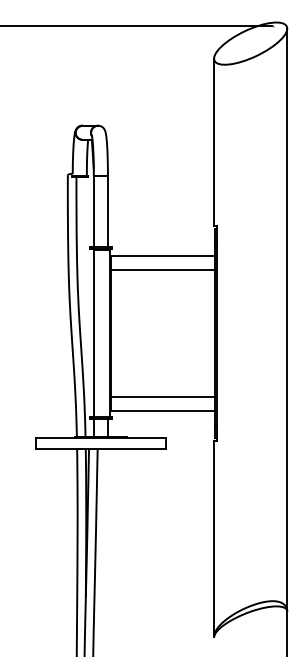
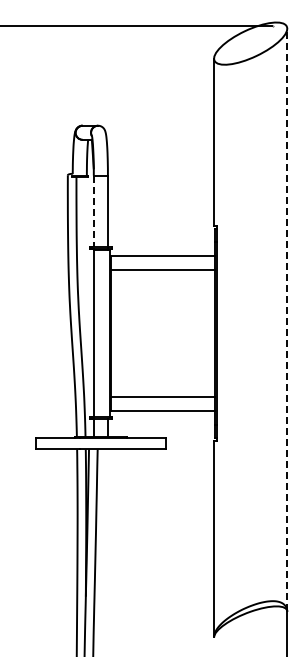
line: solid -> dashed (93, 211)
line: solid -> dashed (287, 319)
